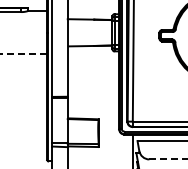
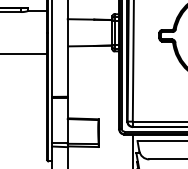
line: dashed -> solid (24, 54)
line: dashed -> solid (168, 159)
